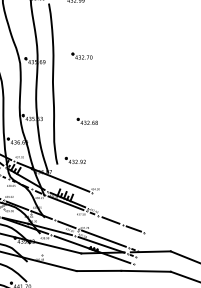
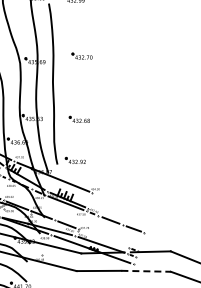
part position: (86, 120) -> (78, 118) (78, 118)
line: present -> none (103, 238)
line: solid -> dashed (146, 271)
